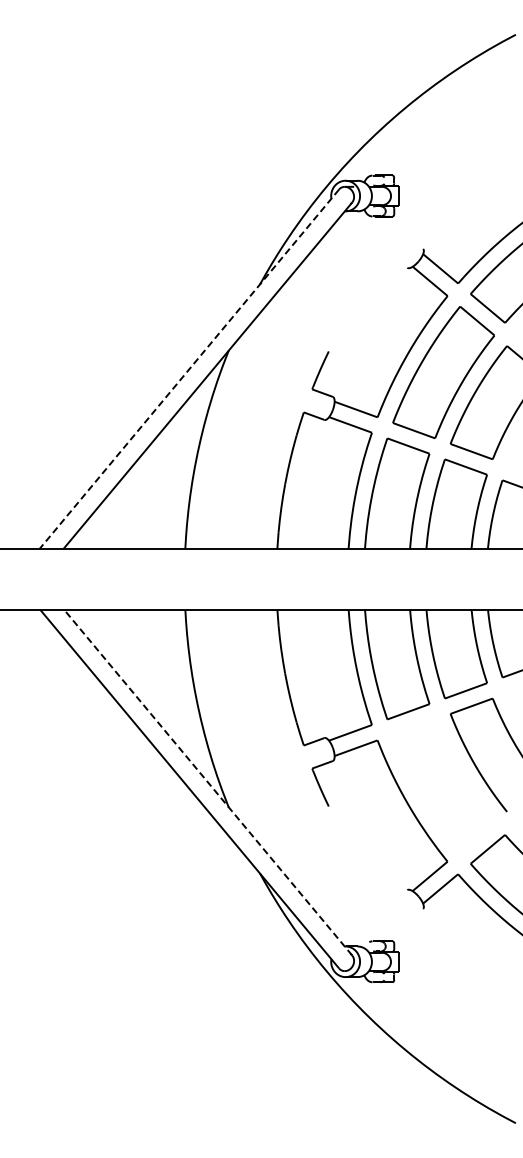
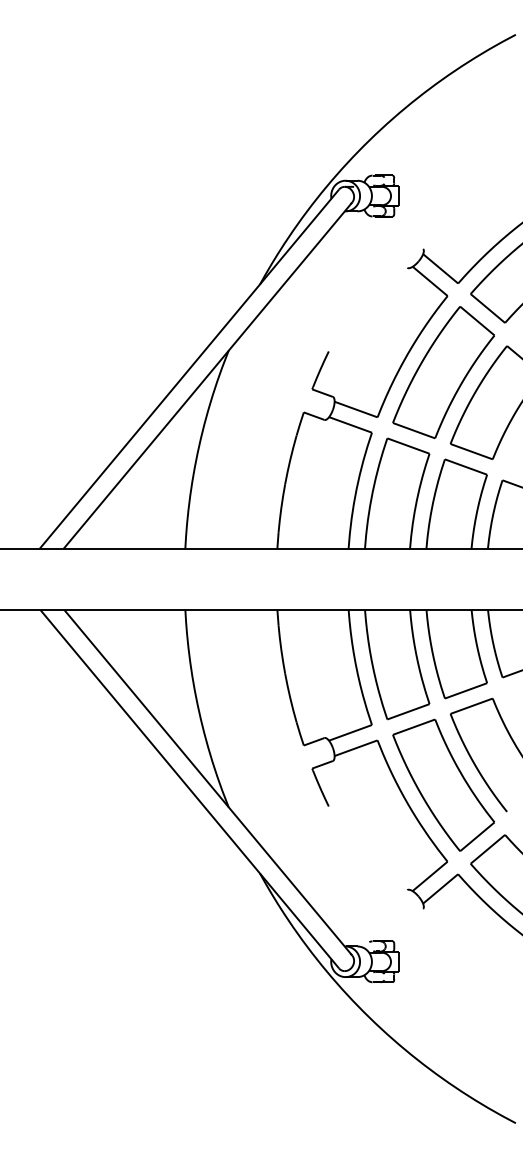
line: dashed -> solid (189, 369)
line: dashed -> solid (208, 782)
part: none -> present (443, 784)
